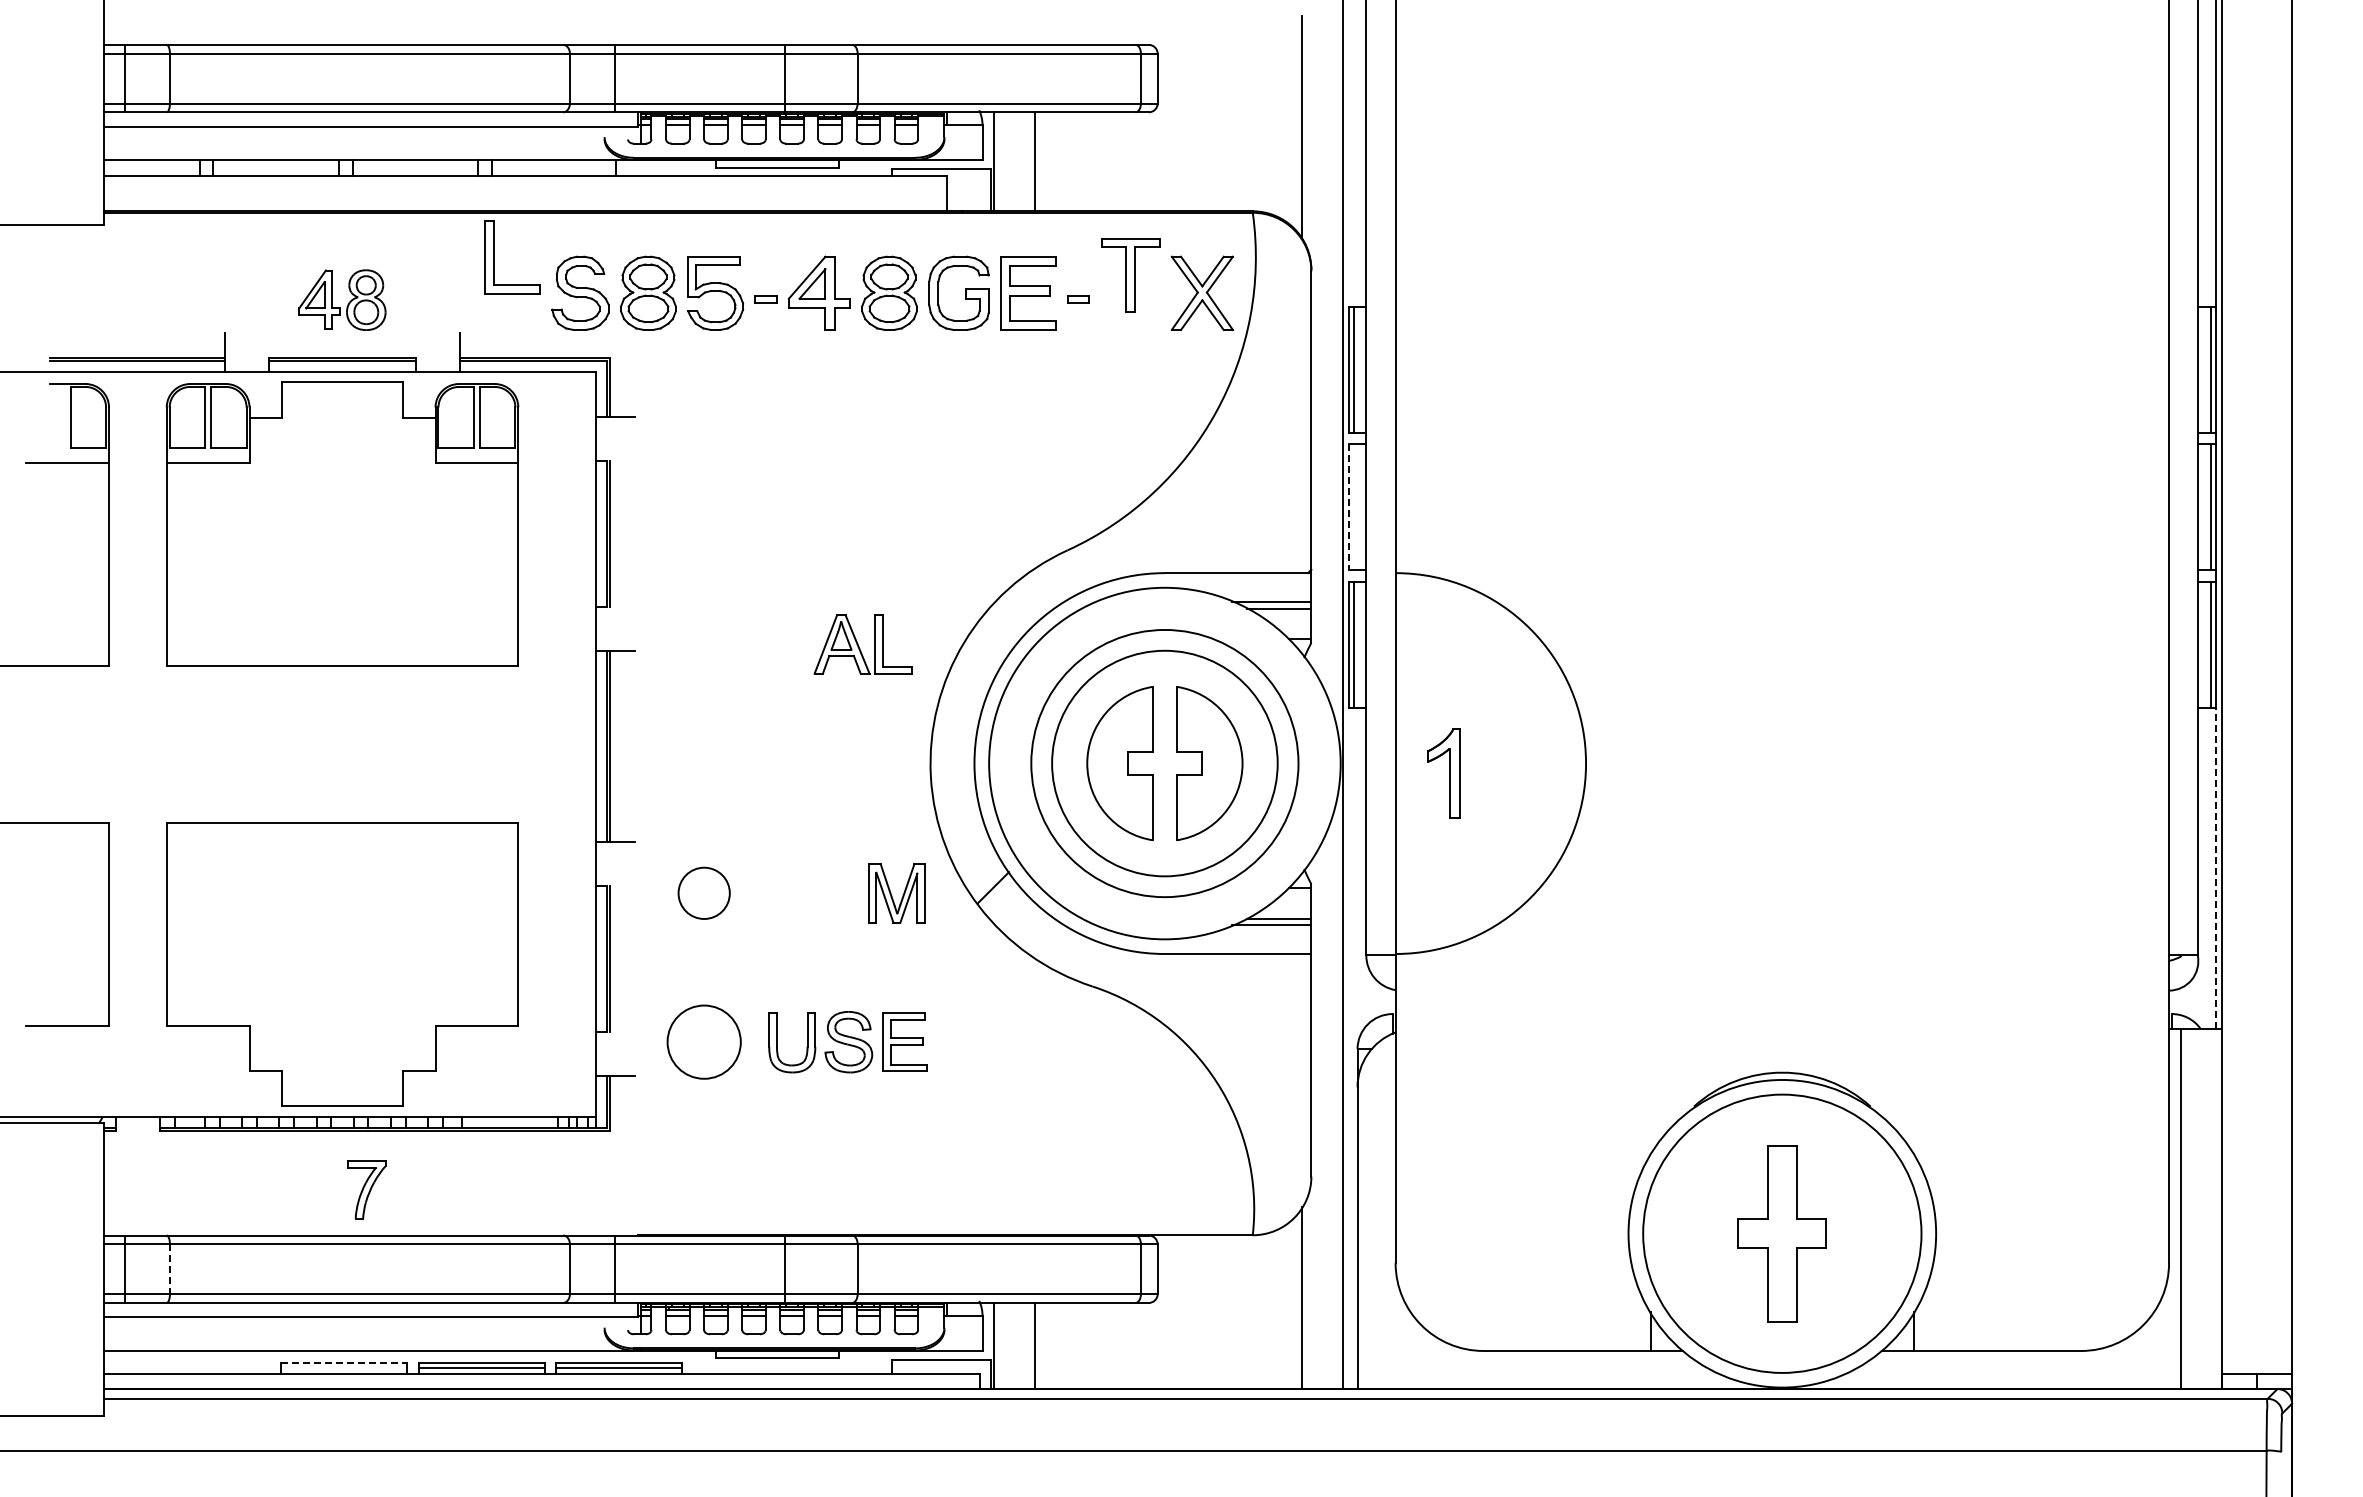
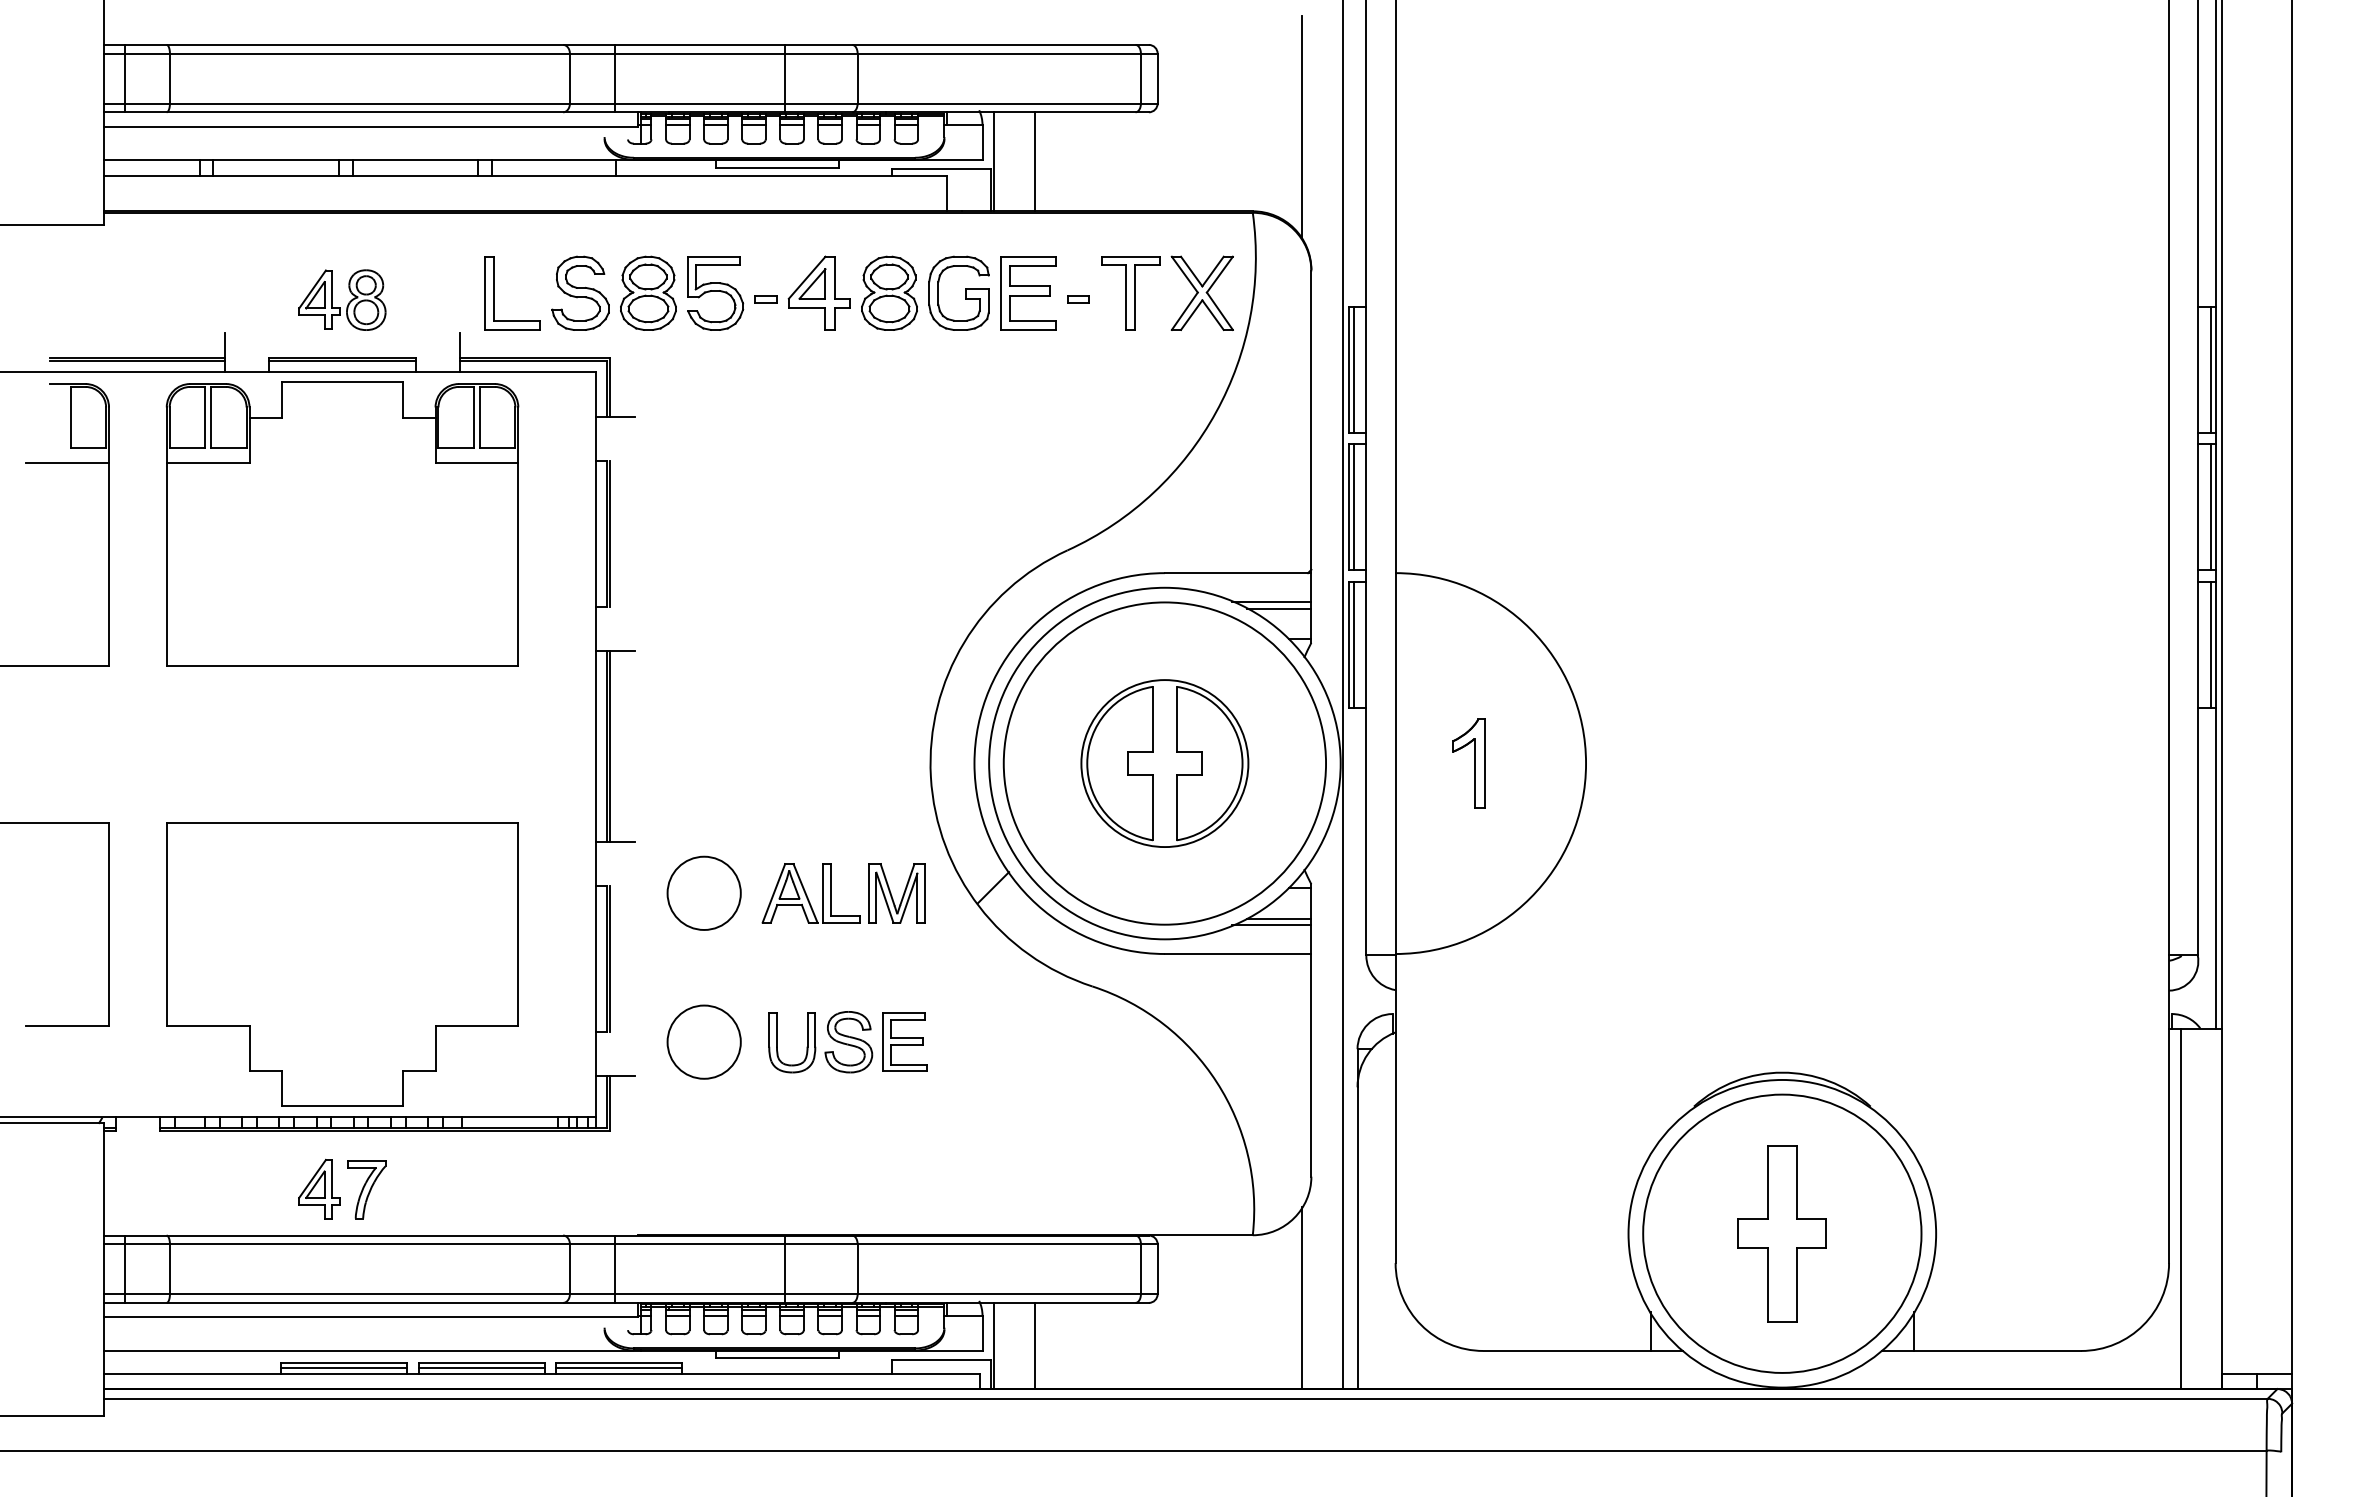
part position: (494, 257) -> (494, 293) (494, 293)
part position: (1130, 275) -> (1130, 293) (1130, 293)
line: dashed -> solid (1348, 507)
line: none -> present (1354, 507)
part position: (862, 644) -> (810, 893) (810, 893)
circle diameter: 226 px -> 322 px (1164, 763)
circle diameter: 267 px -> 167 px (1164, 763)
part position: (1443, 773) -> (1468, 763) (1468, 763)
line: dashed -> solid (2215, 867)
circle diameter: 51 px -> 73 px (703, 892)
part: none -> present (319, 1188)
line: dashed -> solid (169, 1269)
line: dashed -> solid (343, 1362)
line: none -> present (343, 1368)
